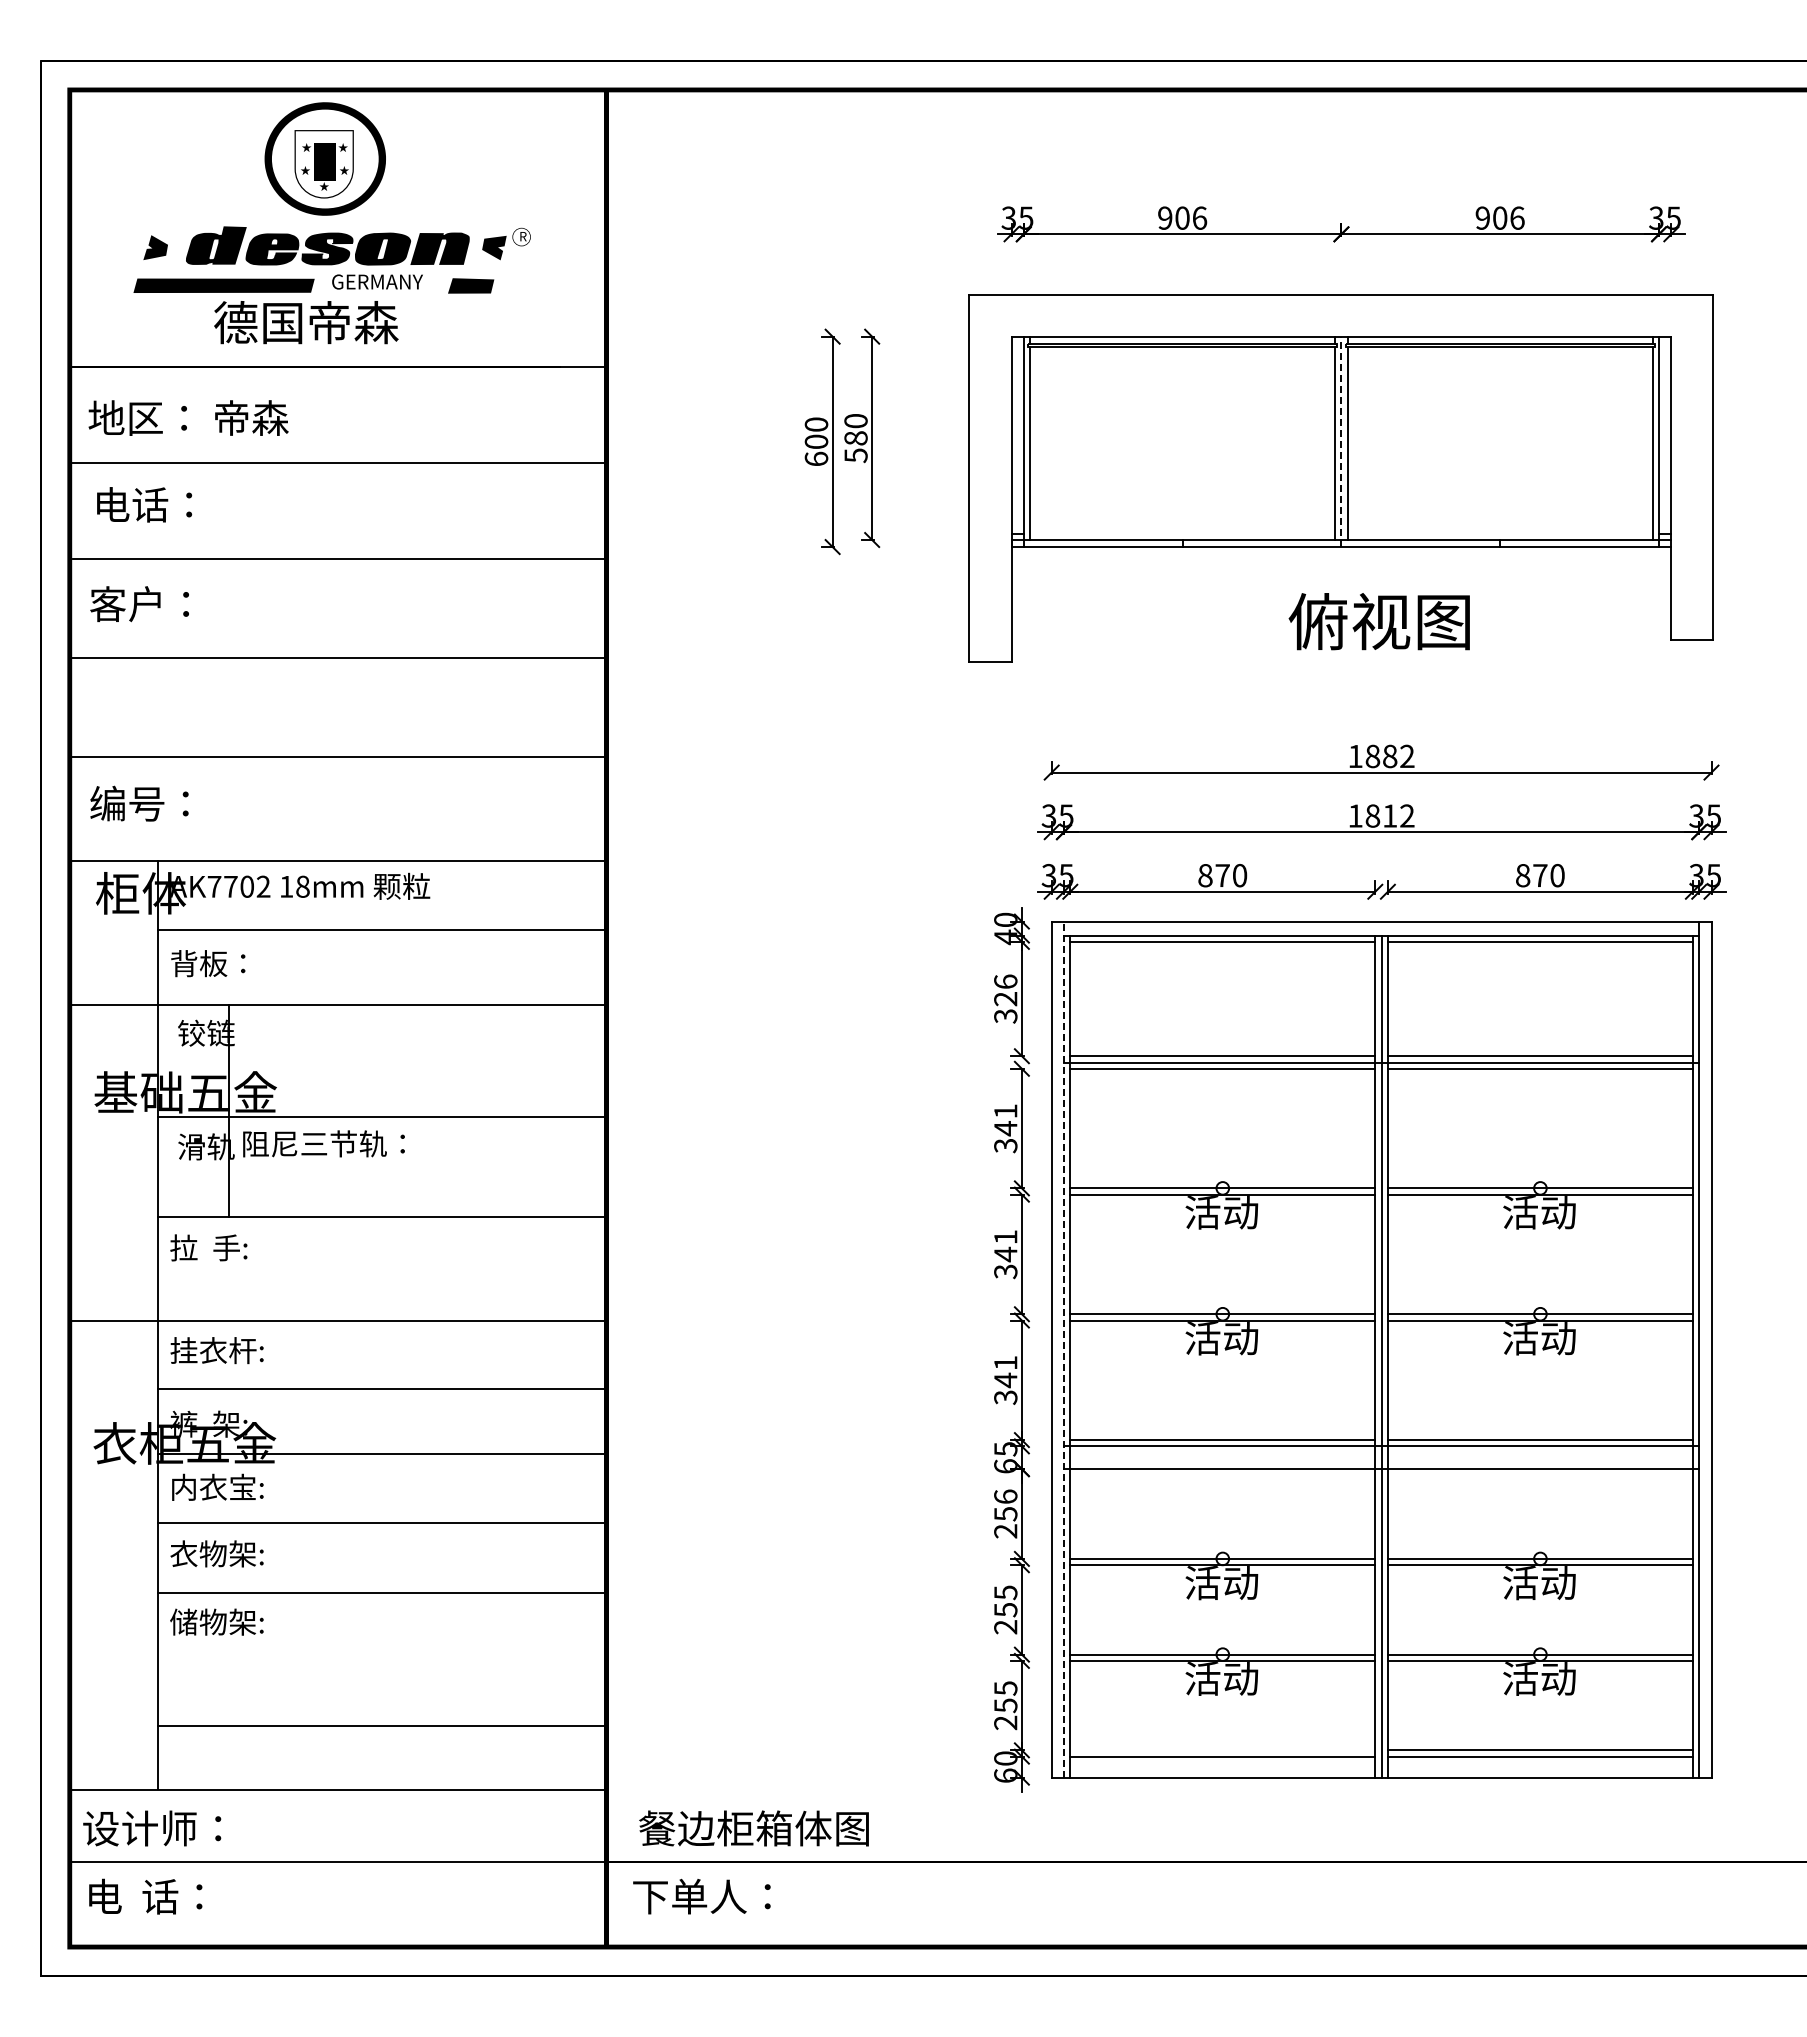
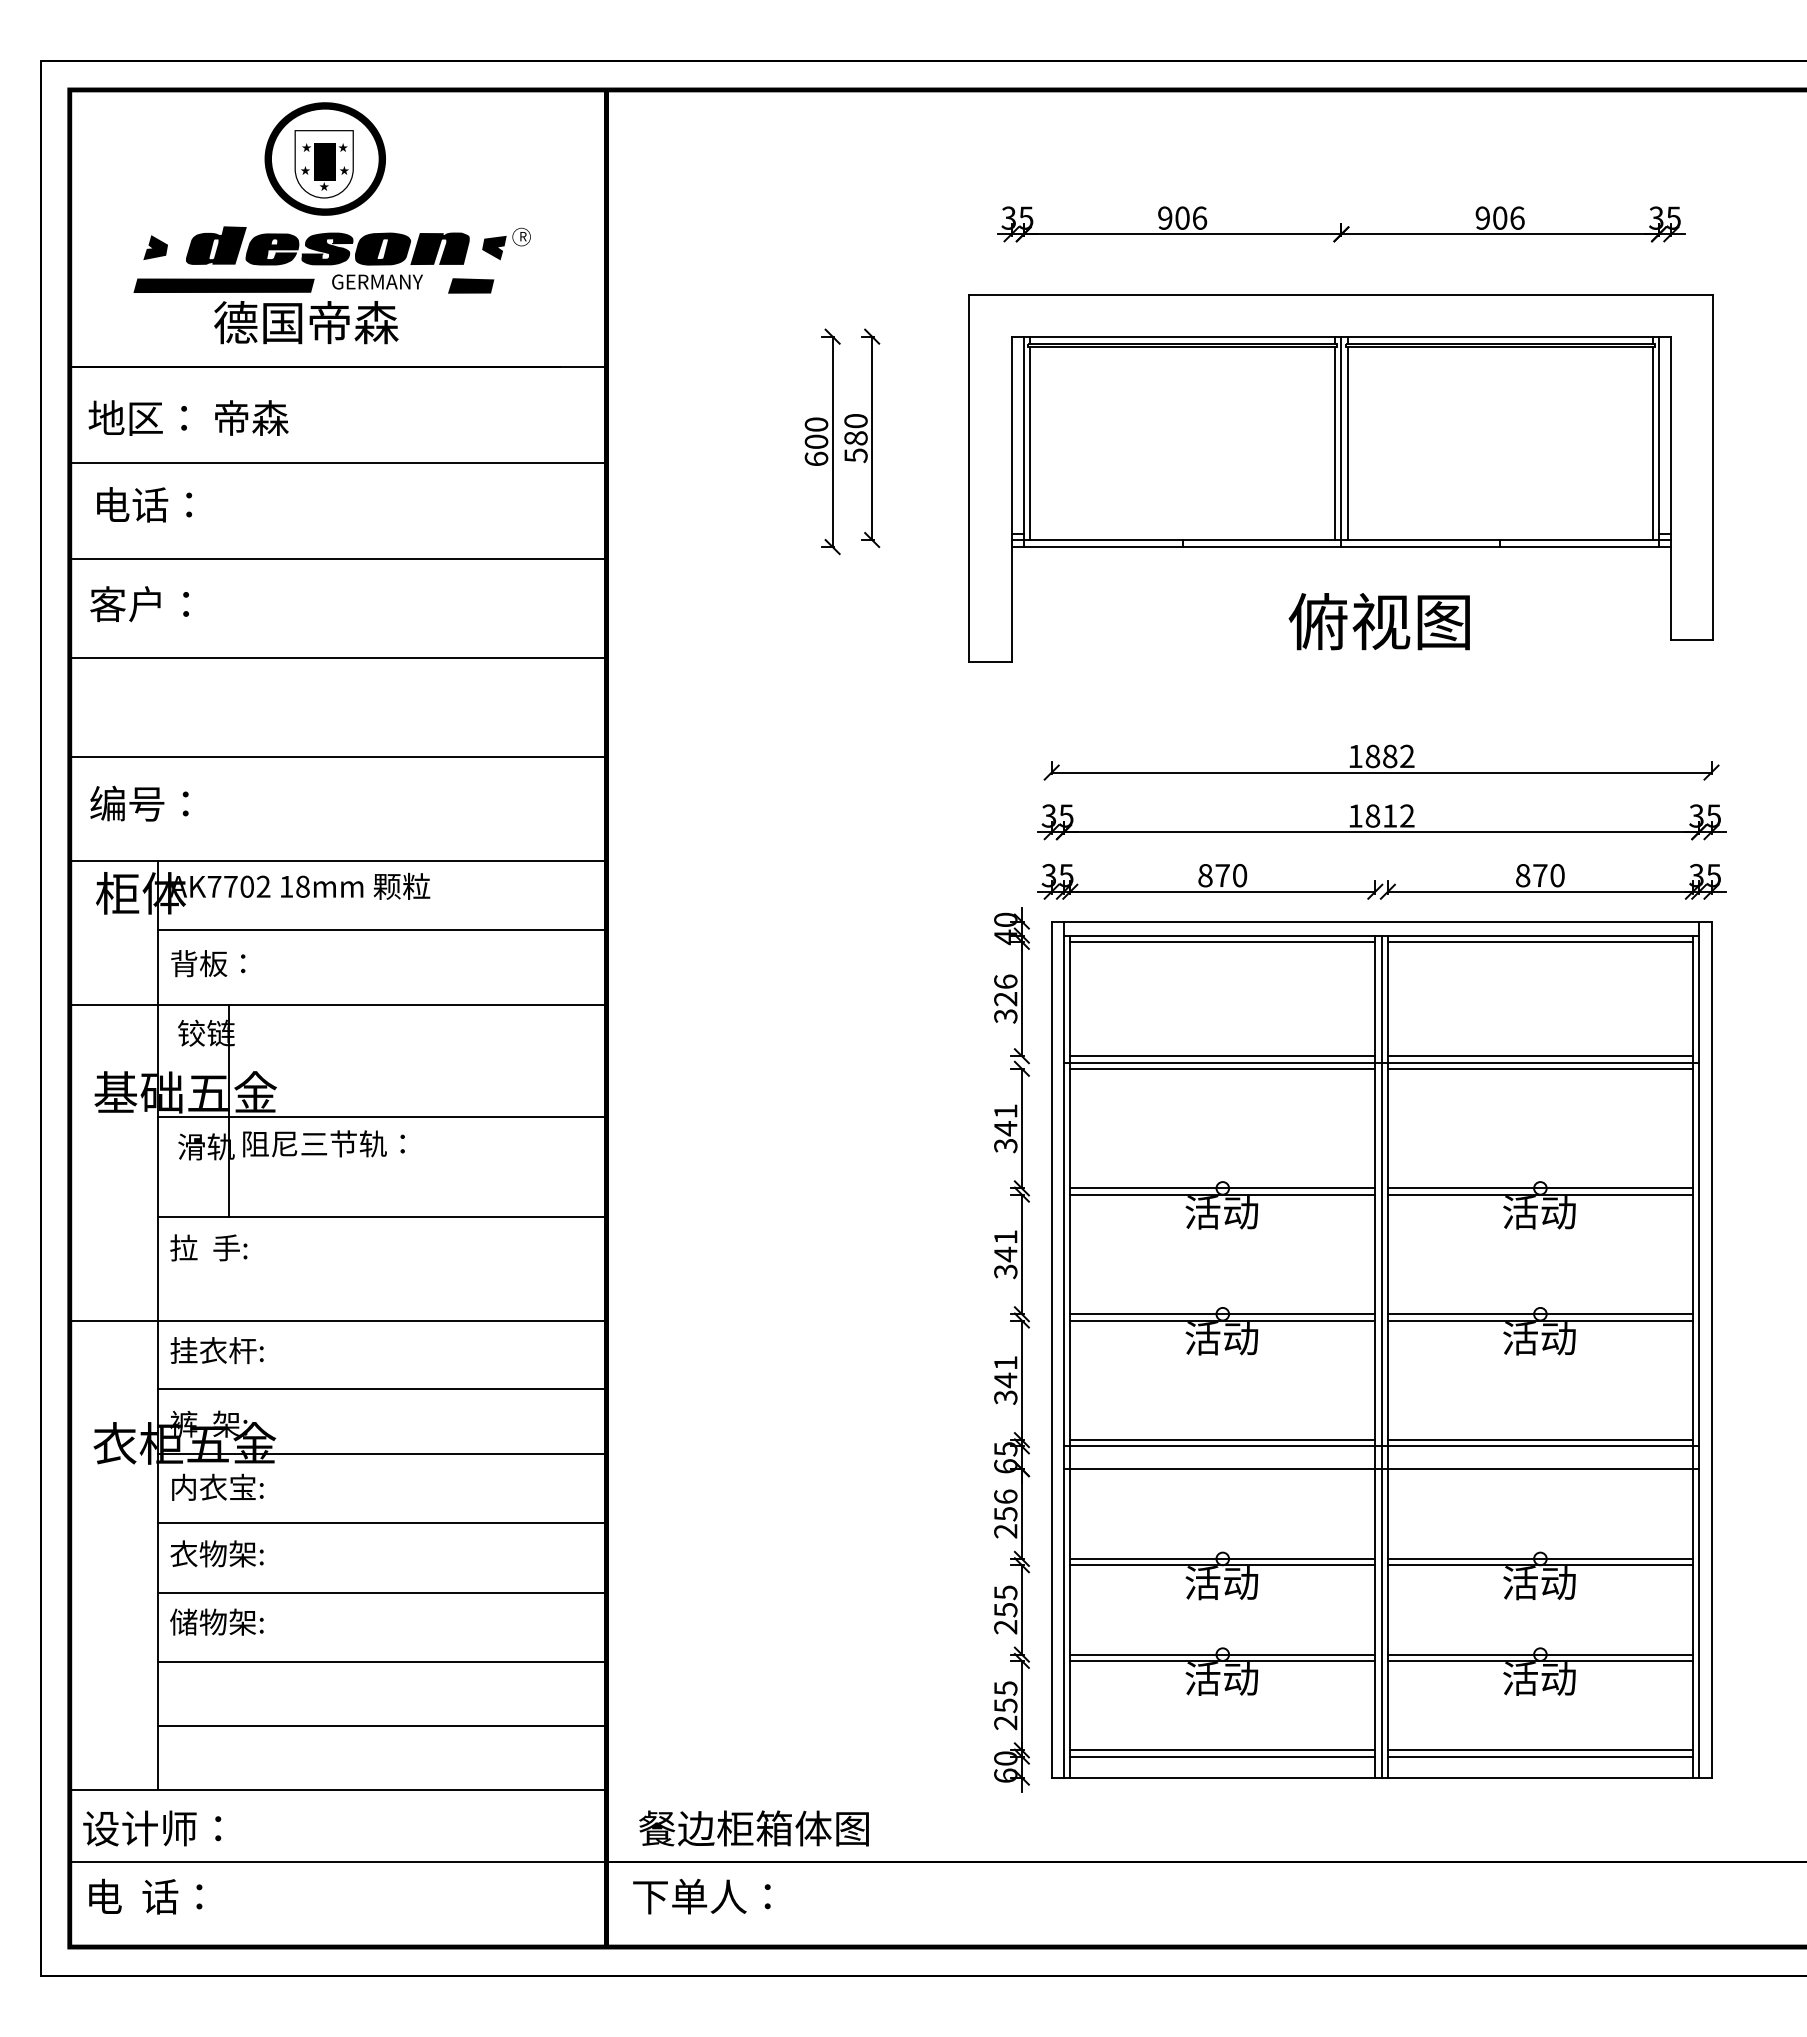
line: dashed -> solid (1341, 441)
line: dashed -> solid (1063, 1349)
line: none -> present (382, 1662)
line: none -> present (1222, 1750)
